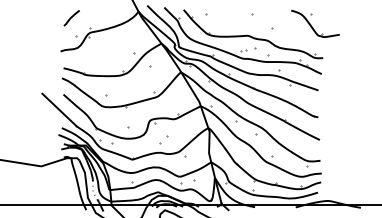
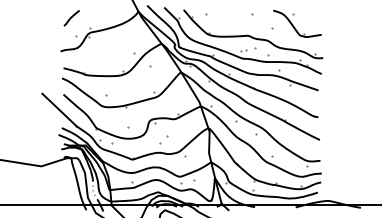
part position: (315, 23) -> (297, 23) (297, 23)
